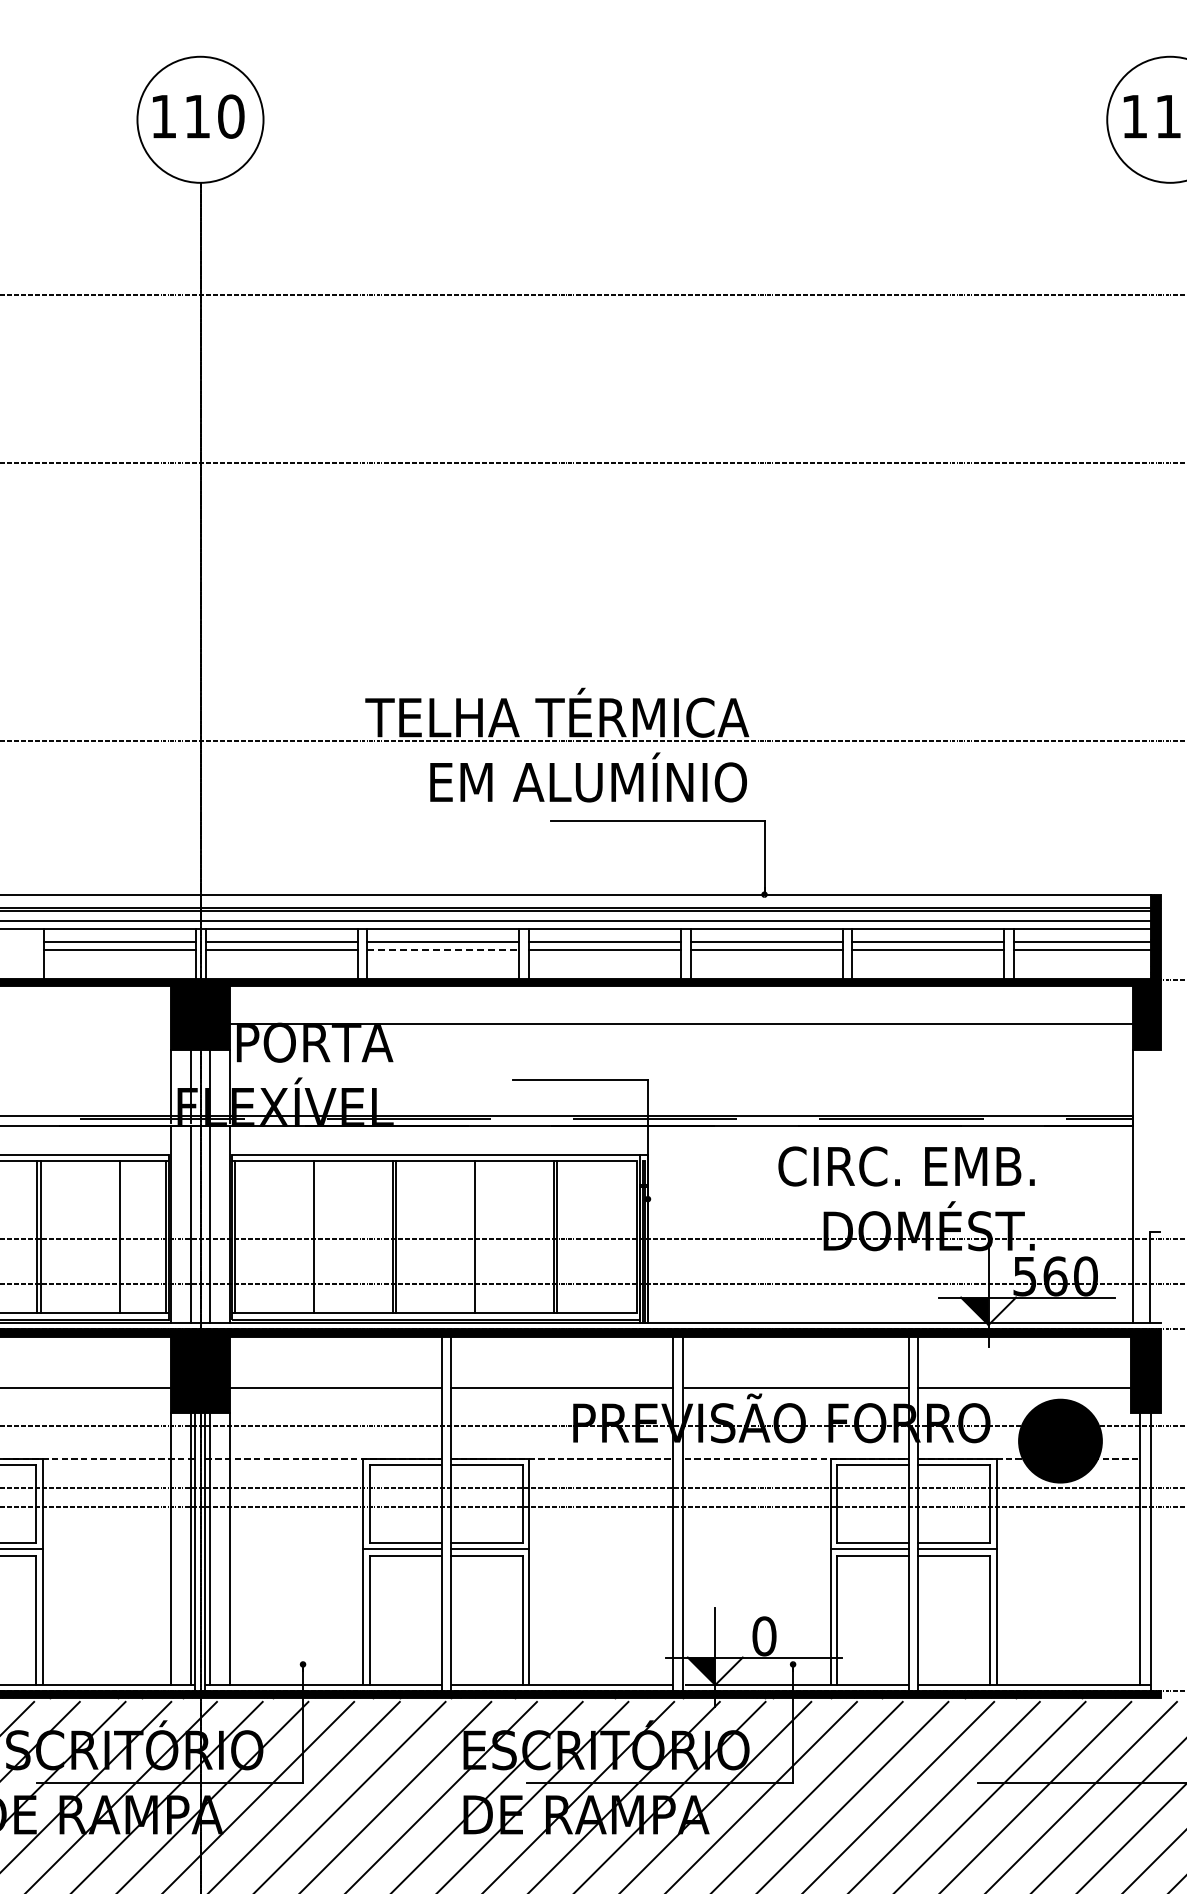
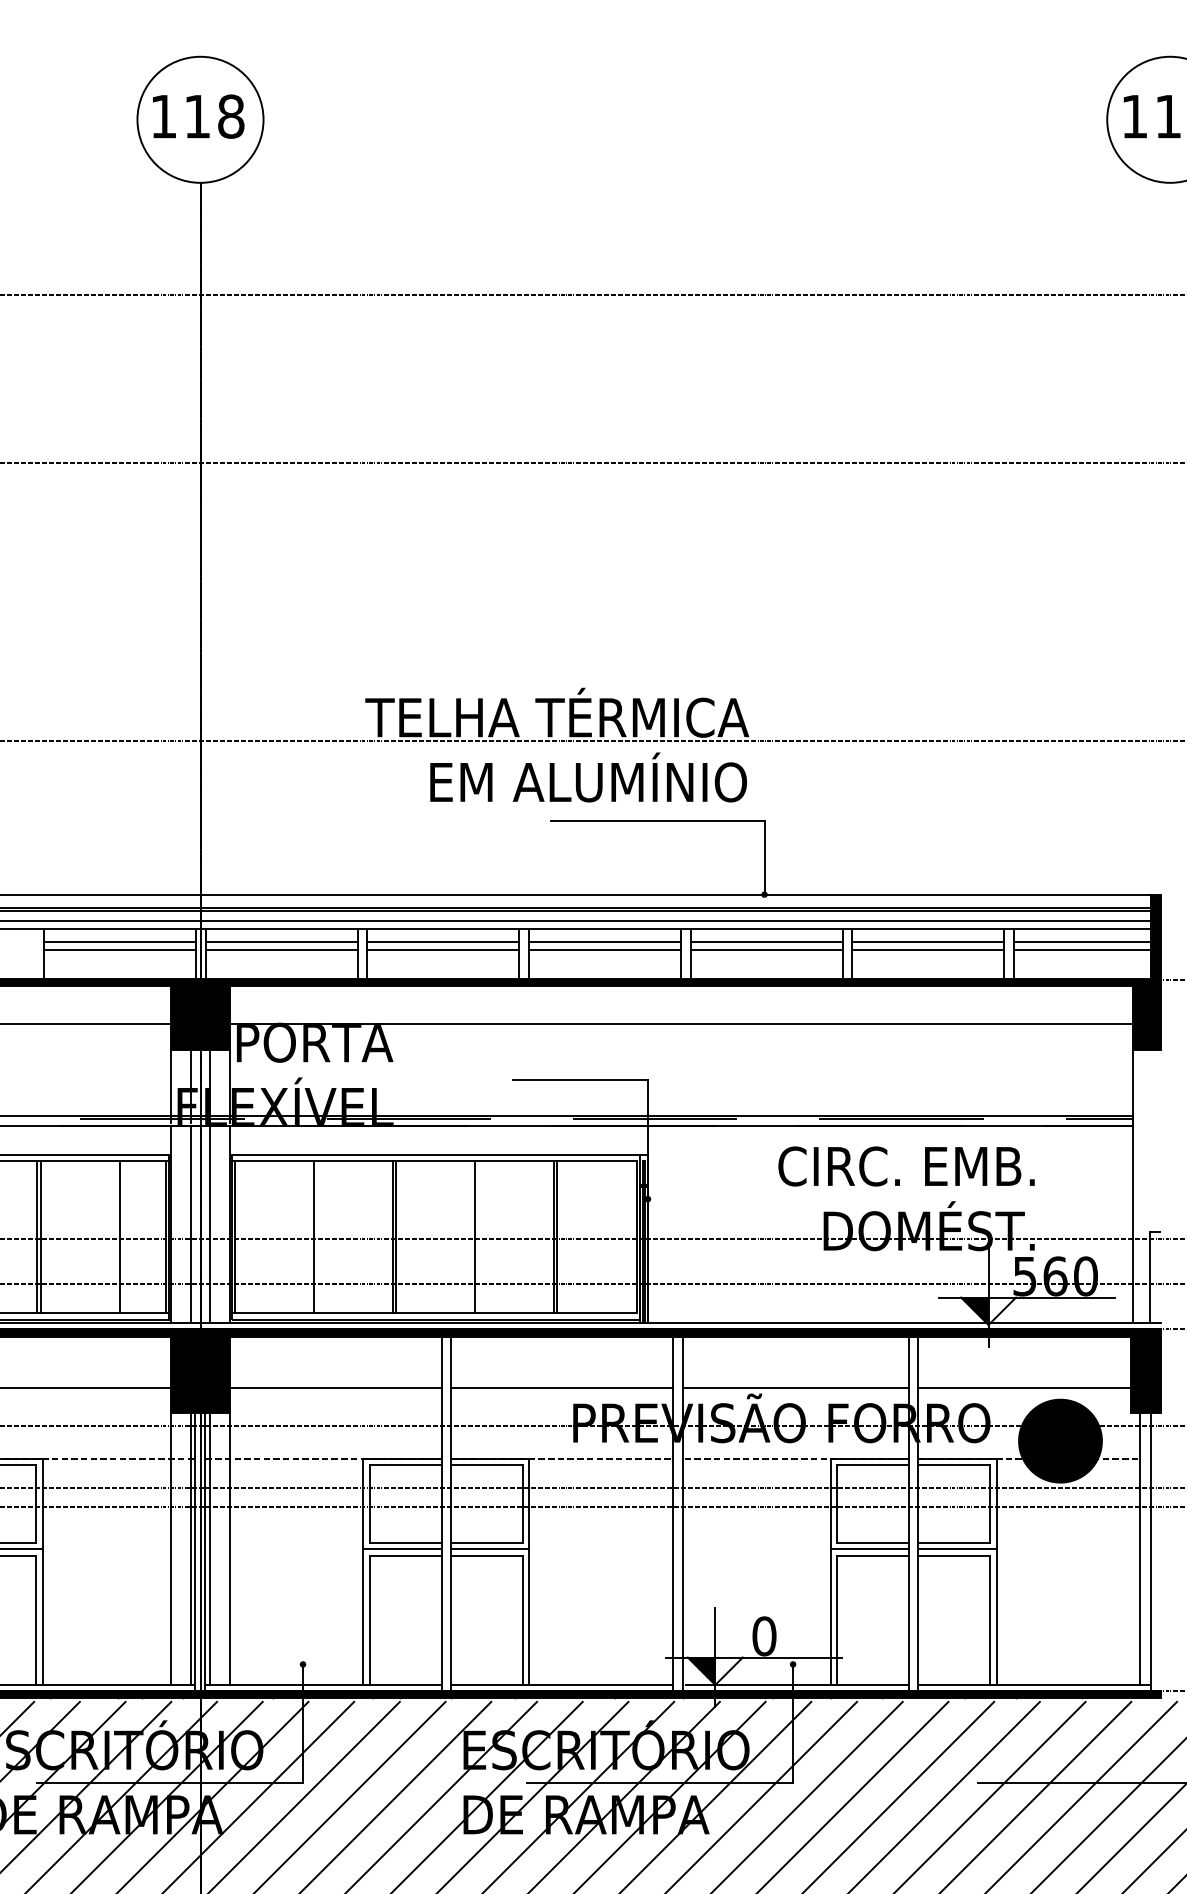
text: 110 -> 118 (231, 116)
line: dashed -> solid (443, 950)
line: none -> present (86, 1023)
